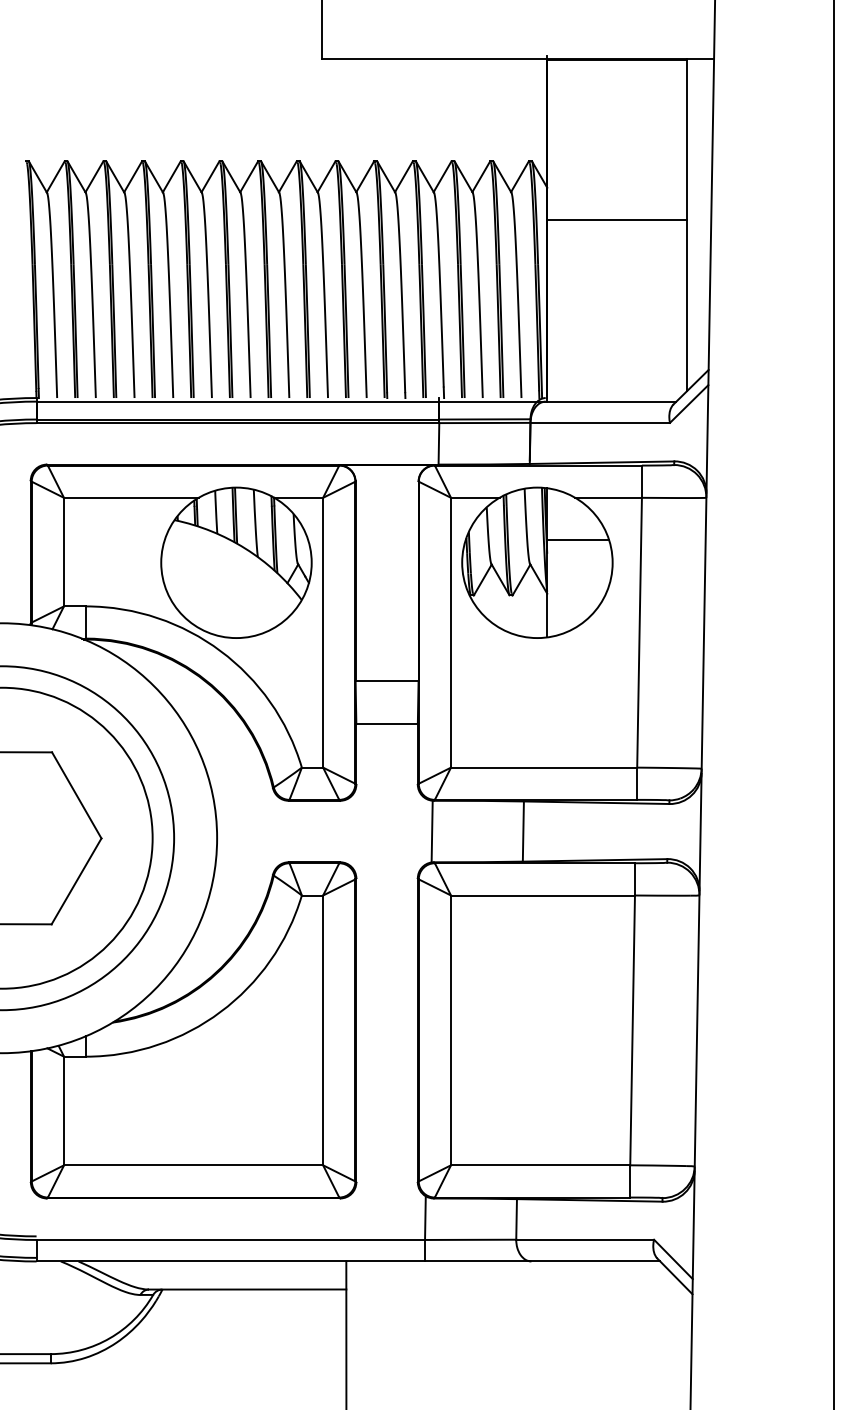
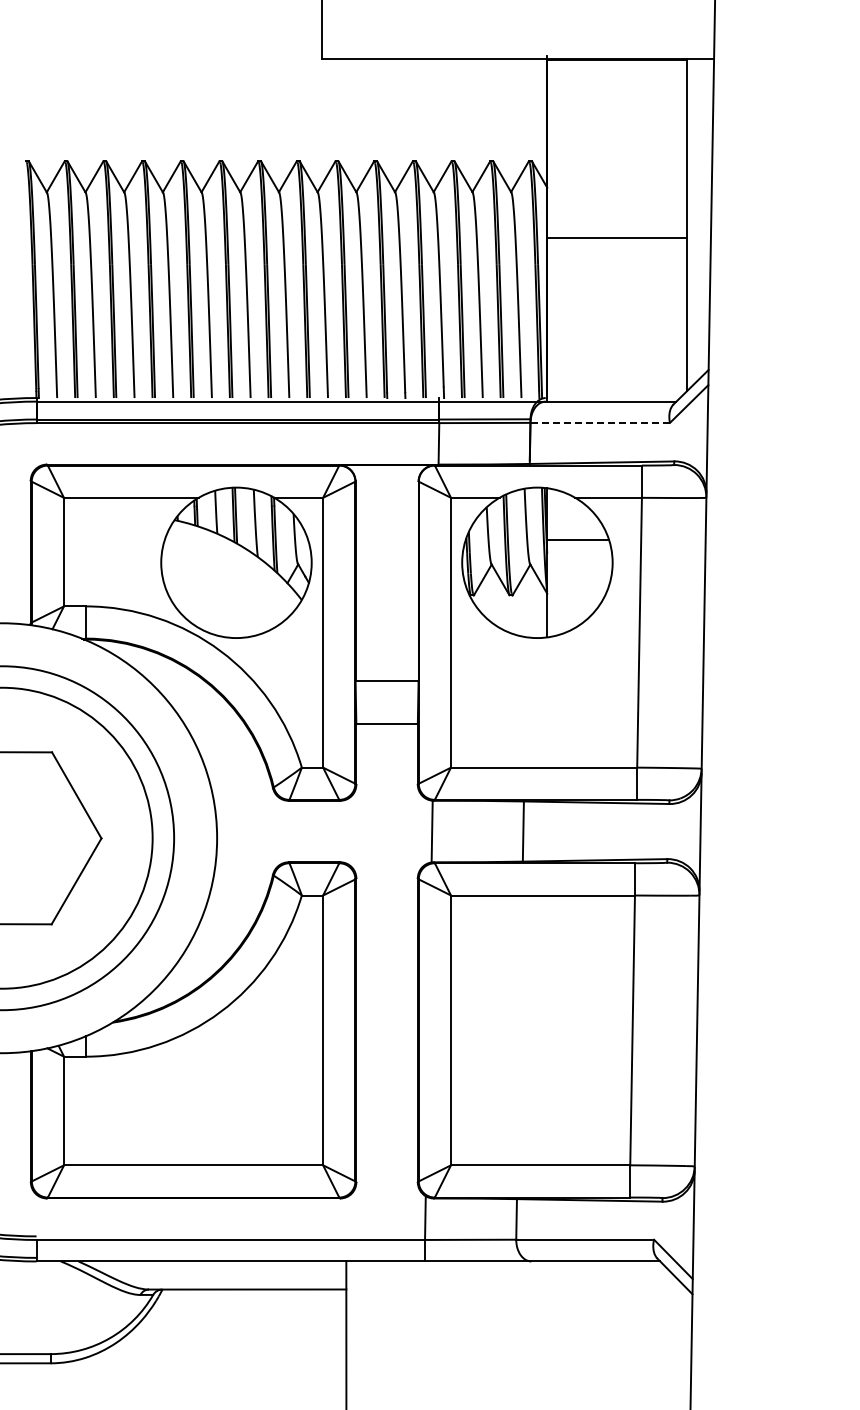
line position: (616, 219) -> (616, 237) (616, 237)
line: solid -> dashed (600, 422)
line: present -> none (834, 704)
